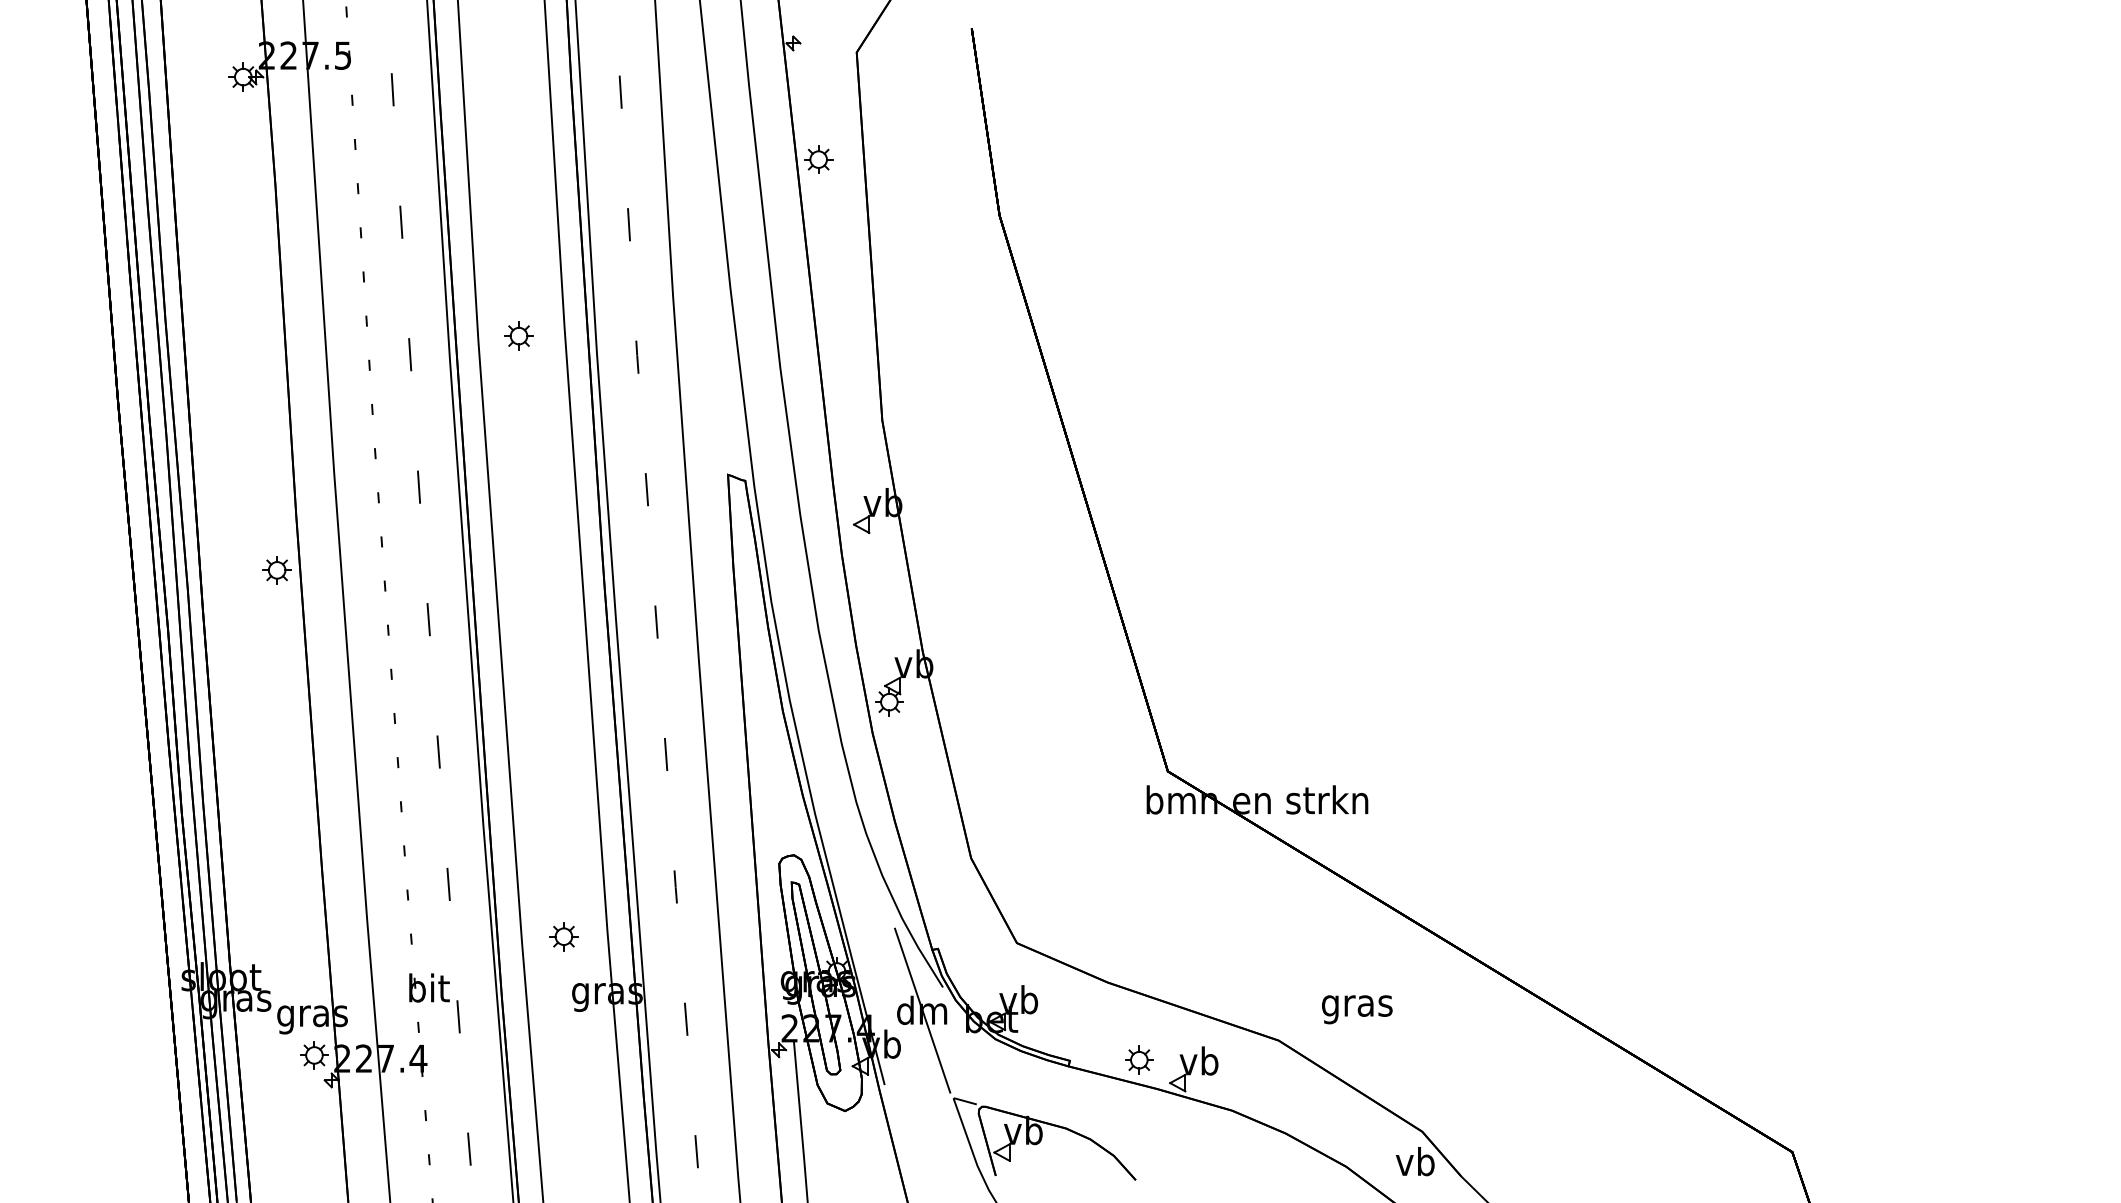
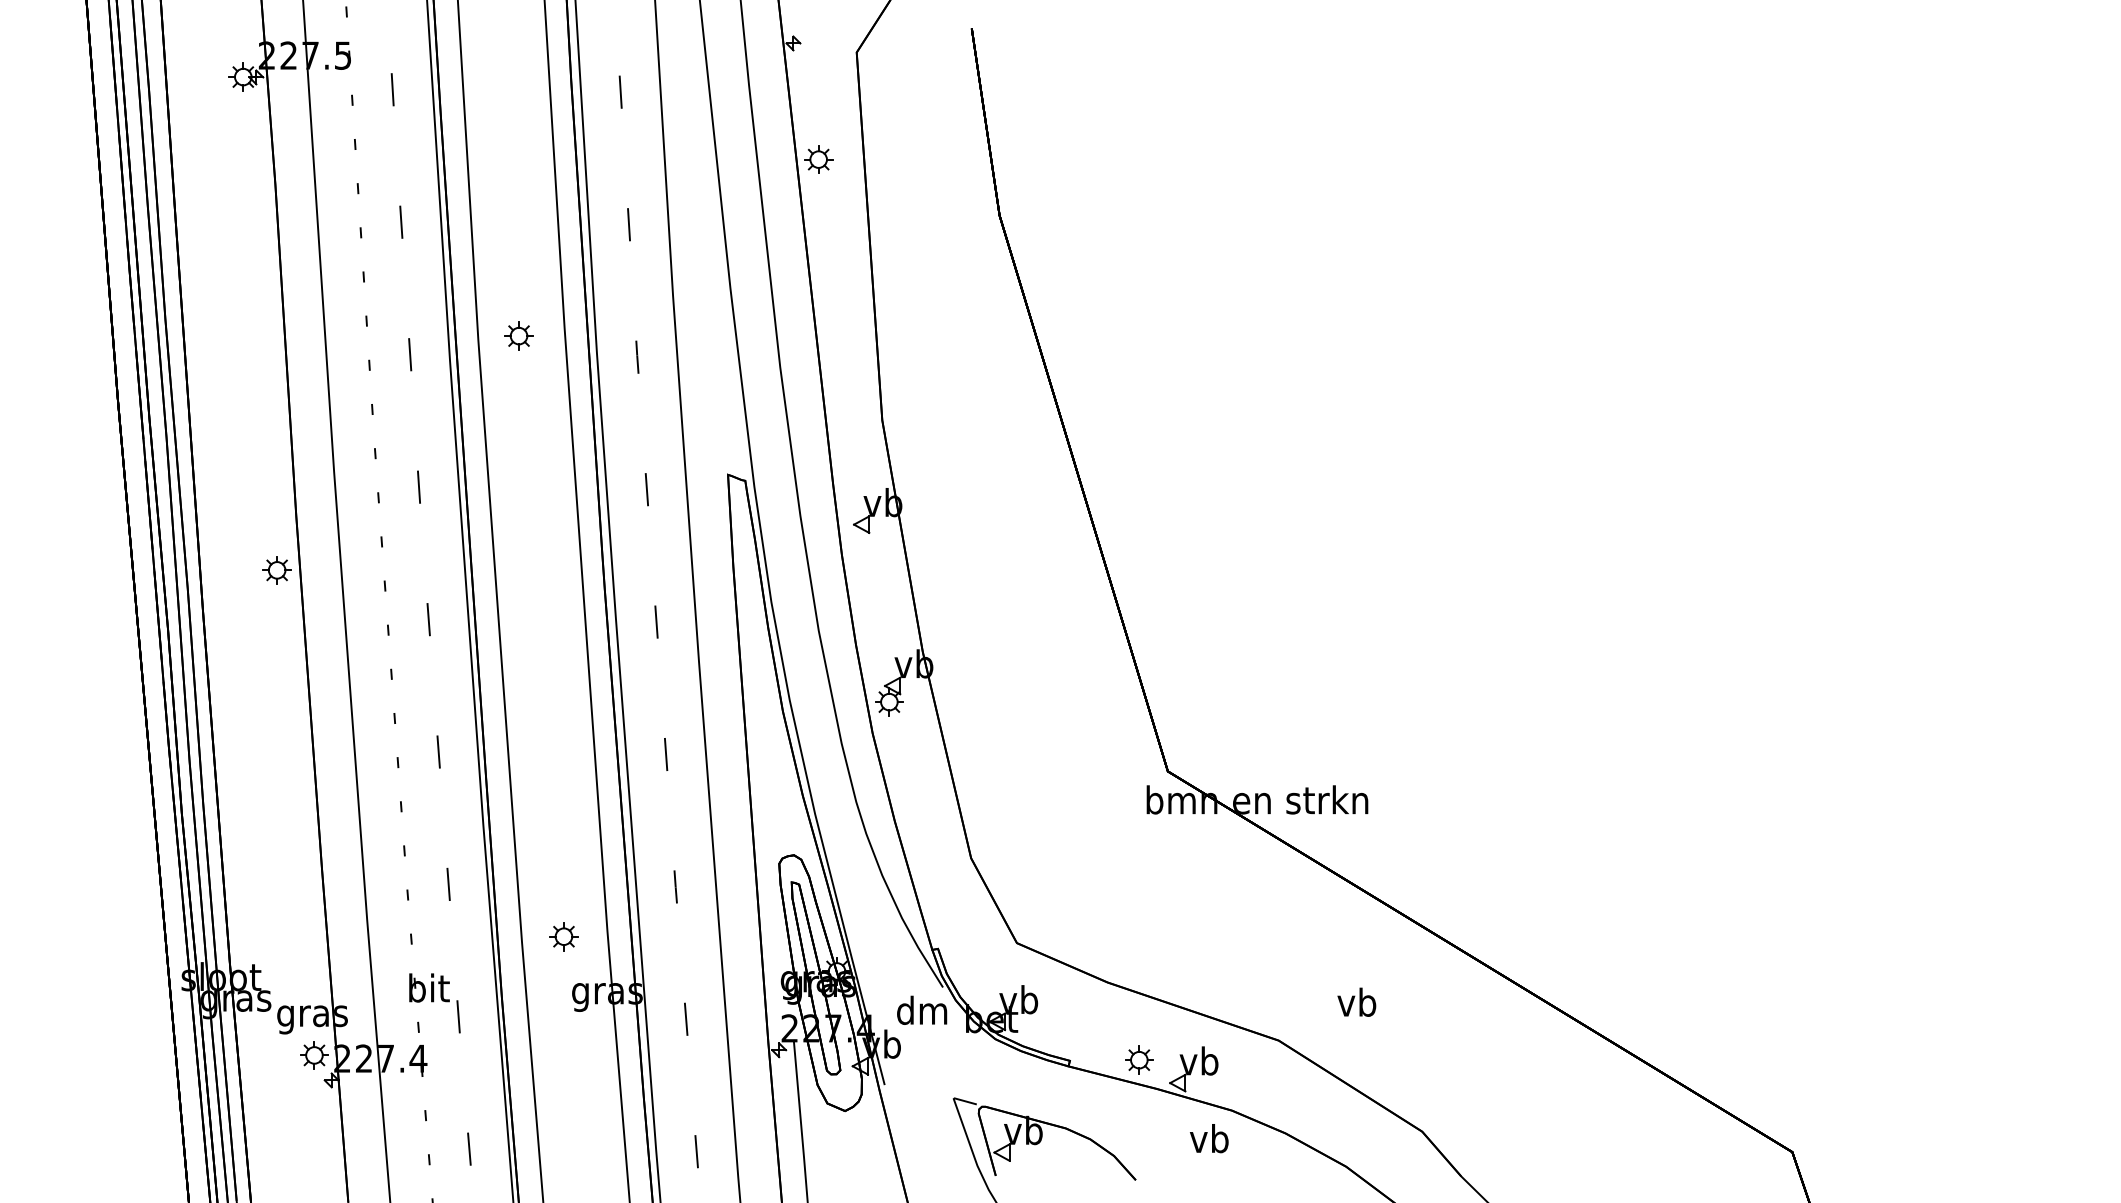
text: gras -> vb (1357, 1005)
line: present -> none (922, 1010)
text position: (1415, 1161) -> (1209, 1138) (1209, 1138)
